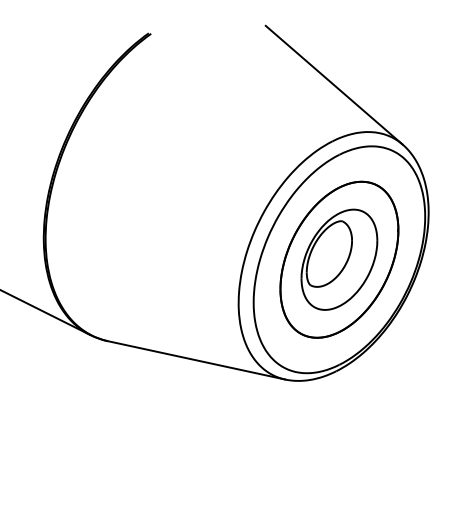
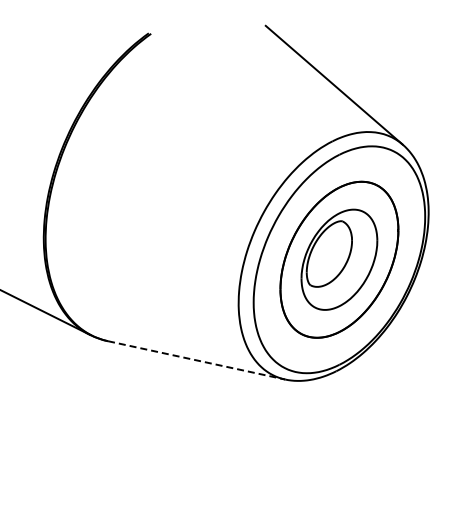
line: solid -> dashed (196, 360)
